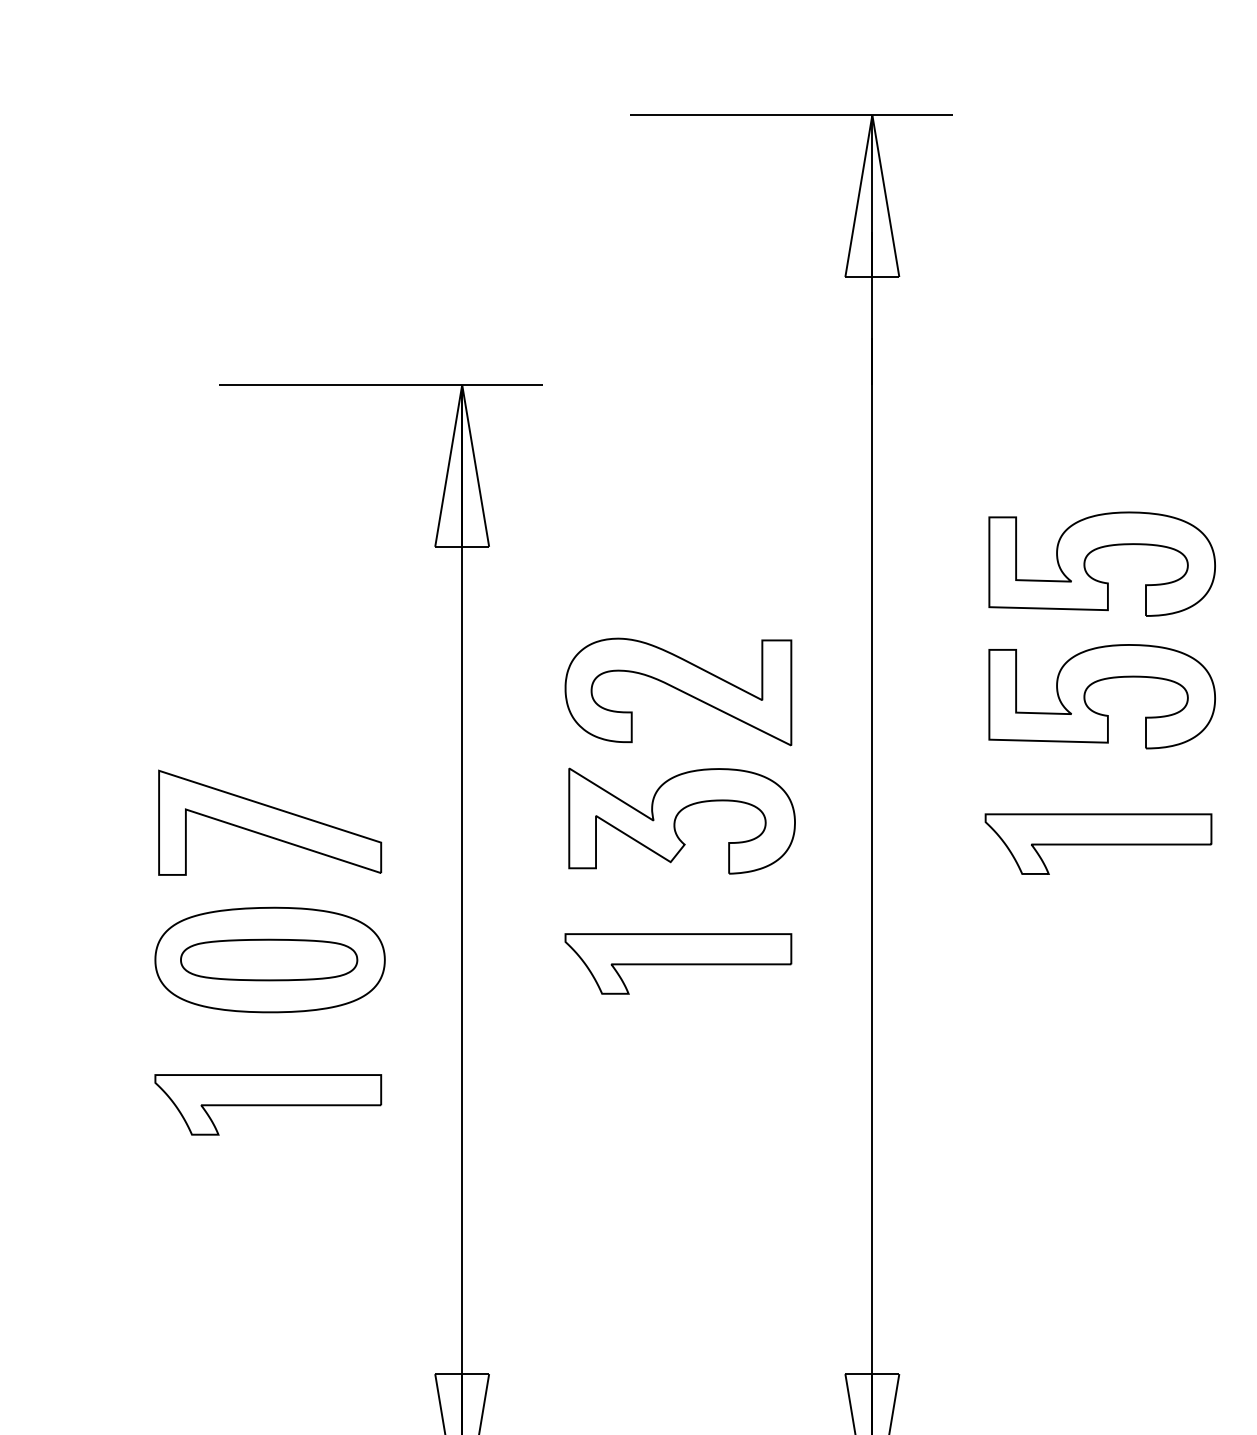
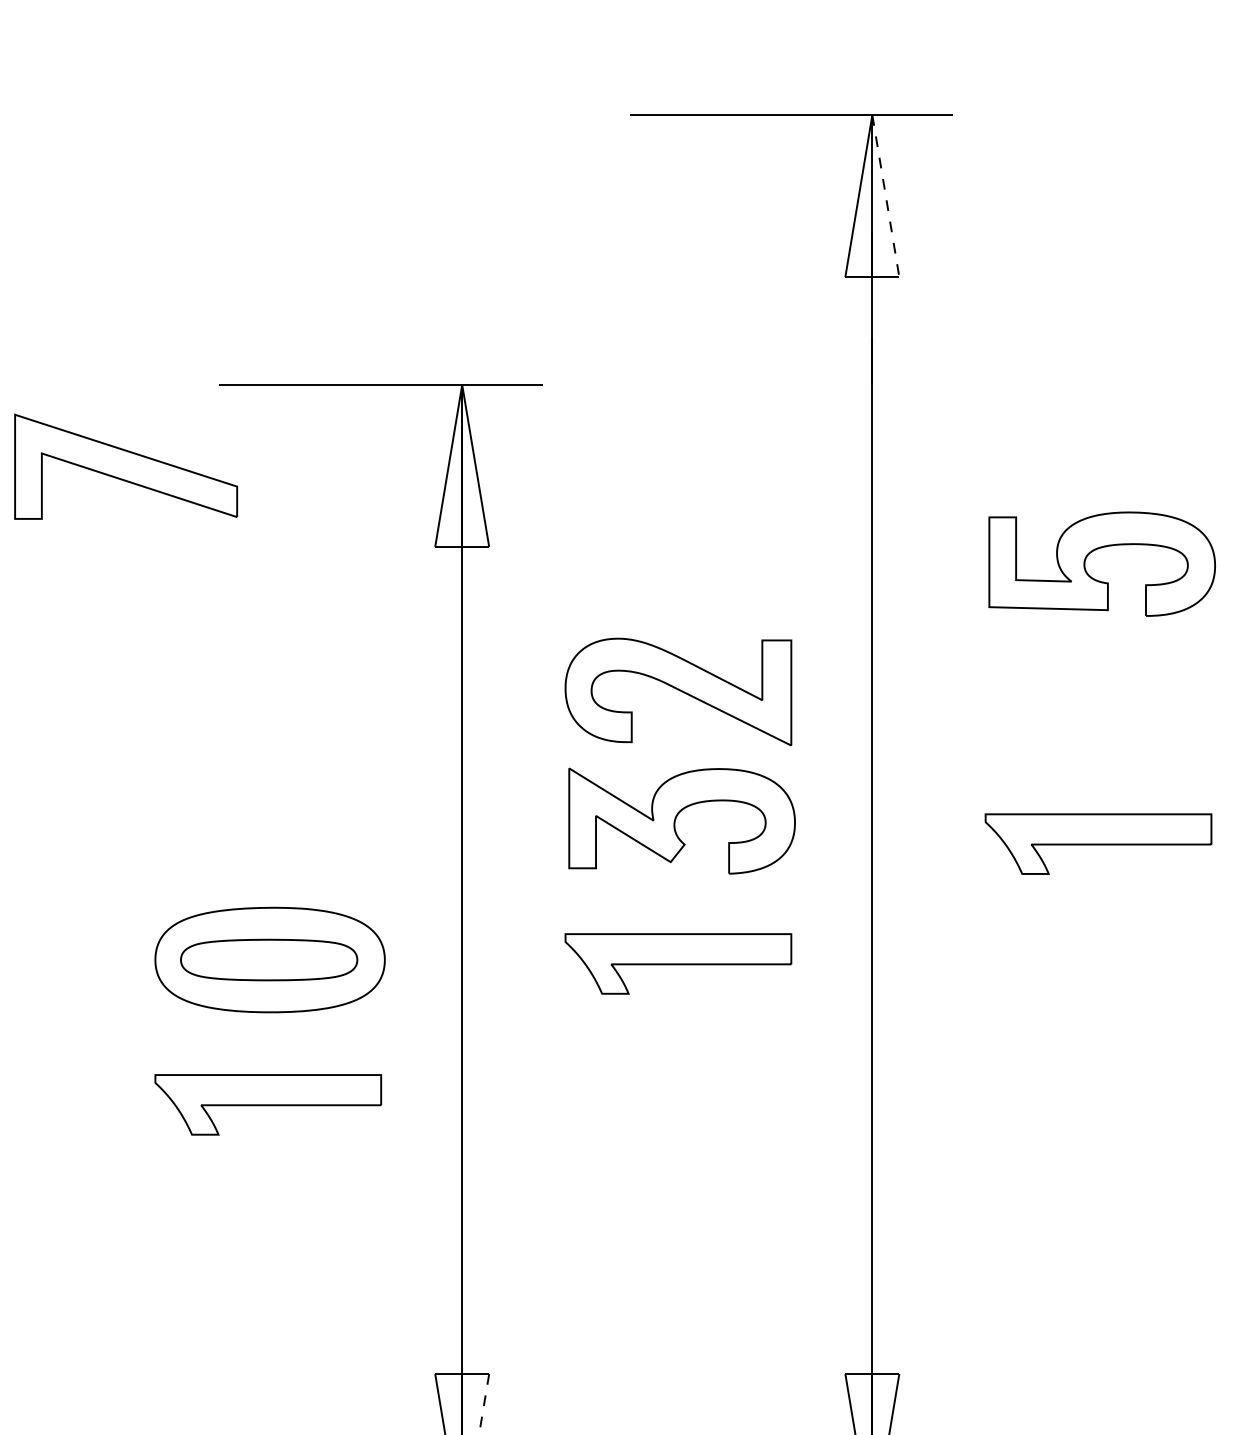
line: solid -> dashed (885, 196)
part: present -> none (1093, 684)
part position: (270, 822) -> (126, 466) (126, 466)
line: solid -> dashed (484, 1404)
